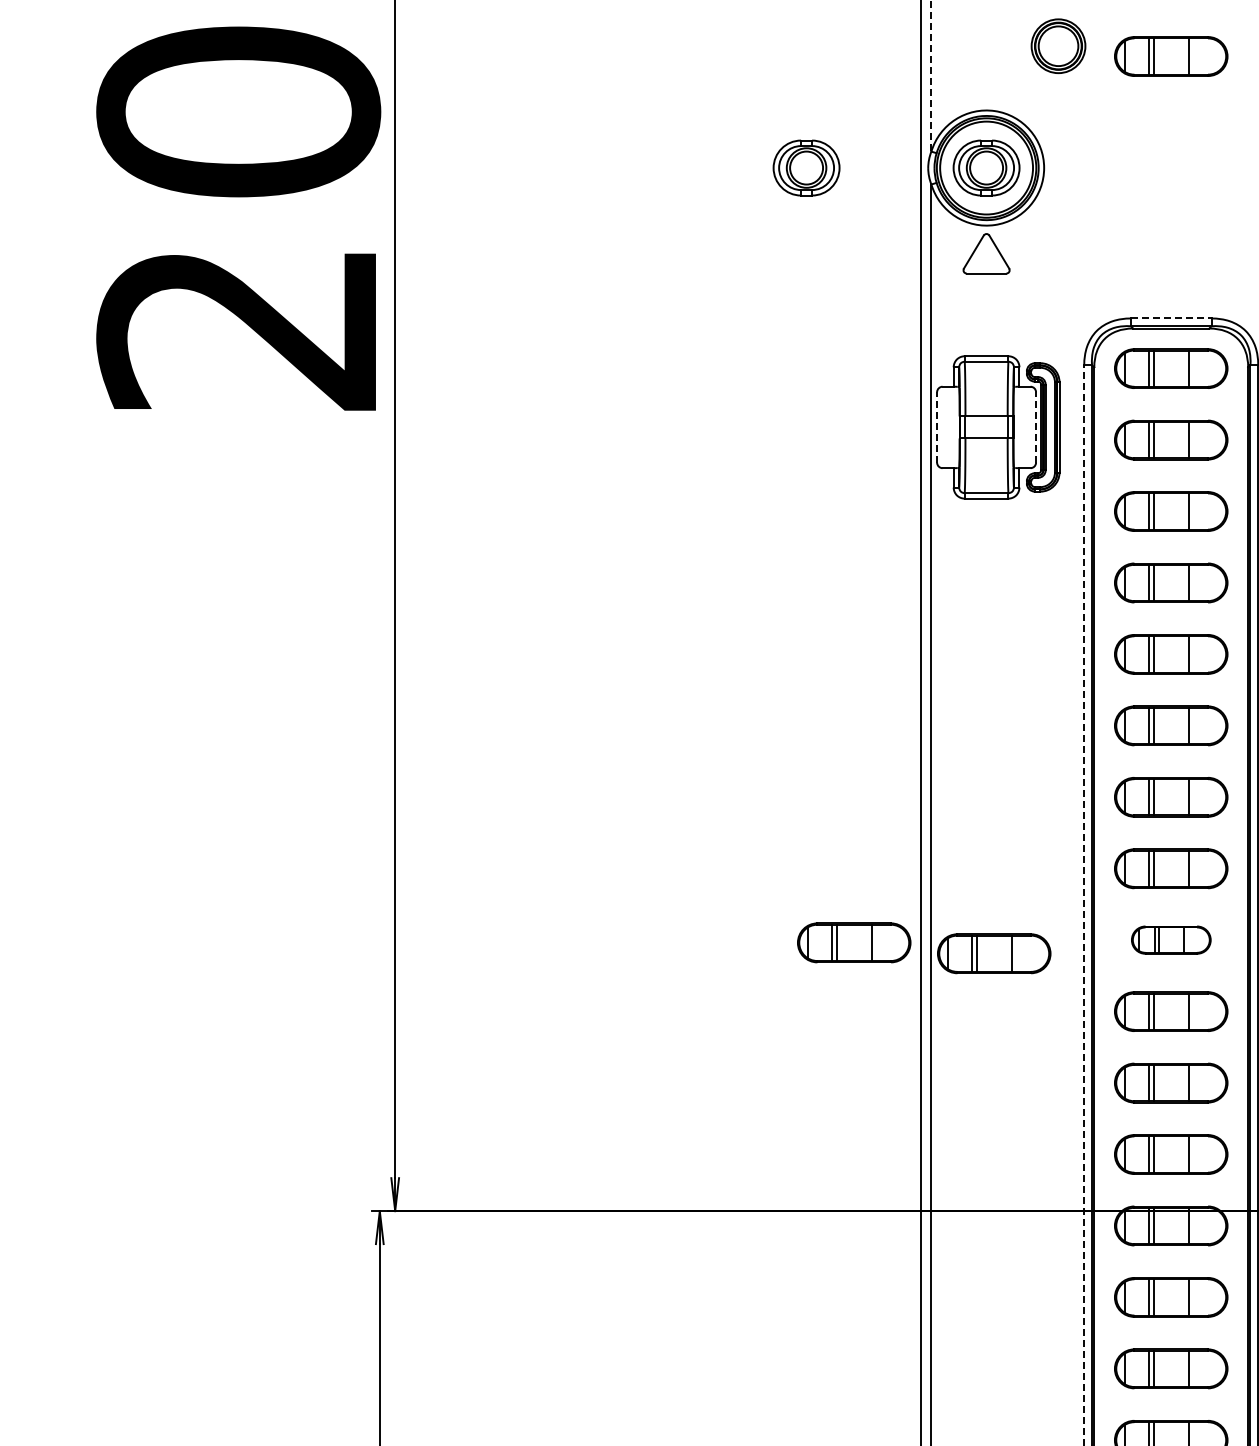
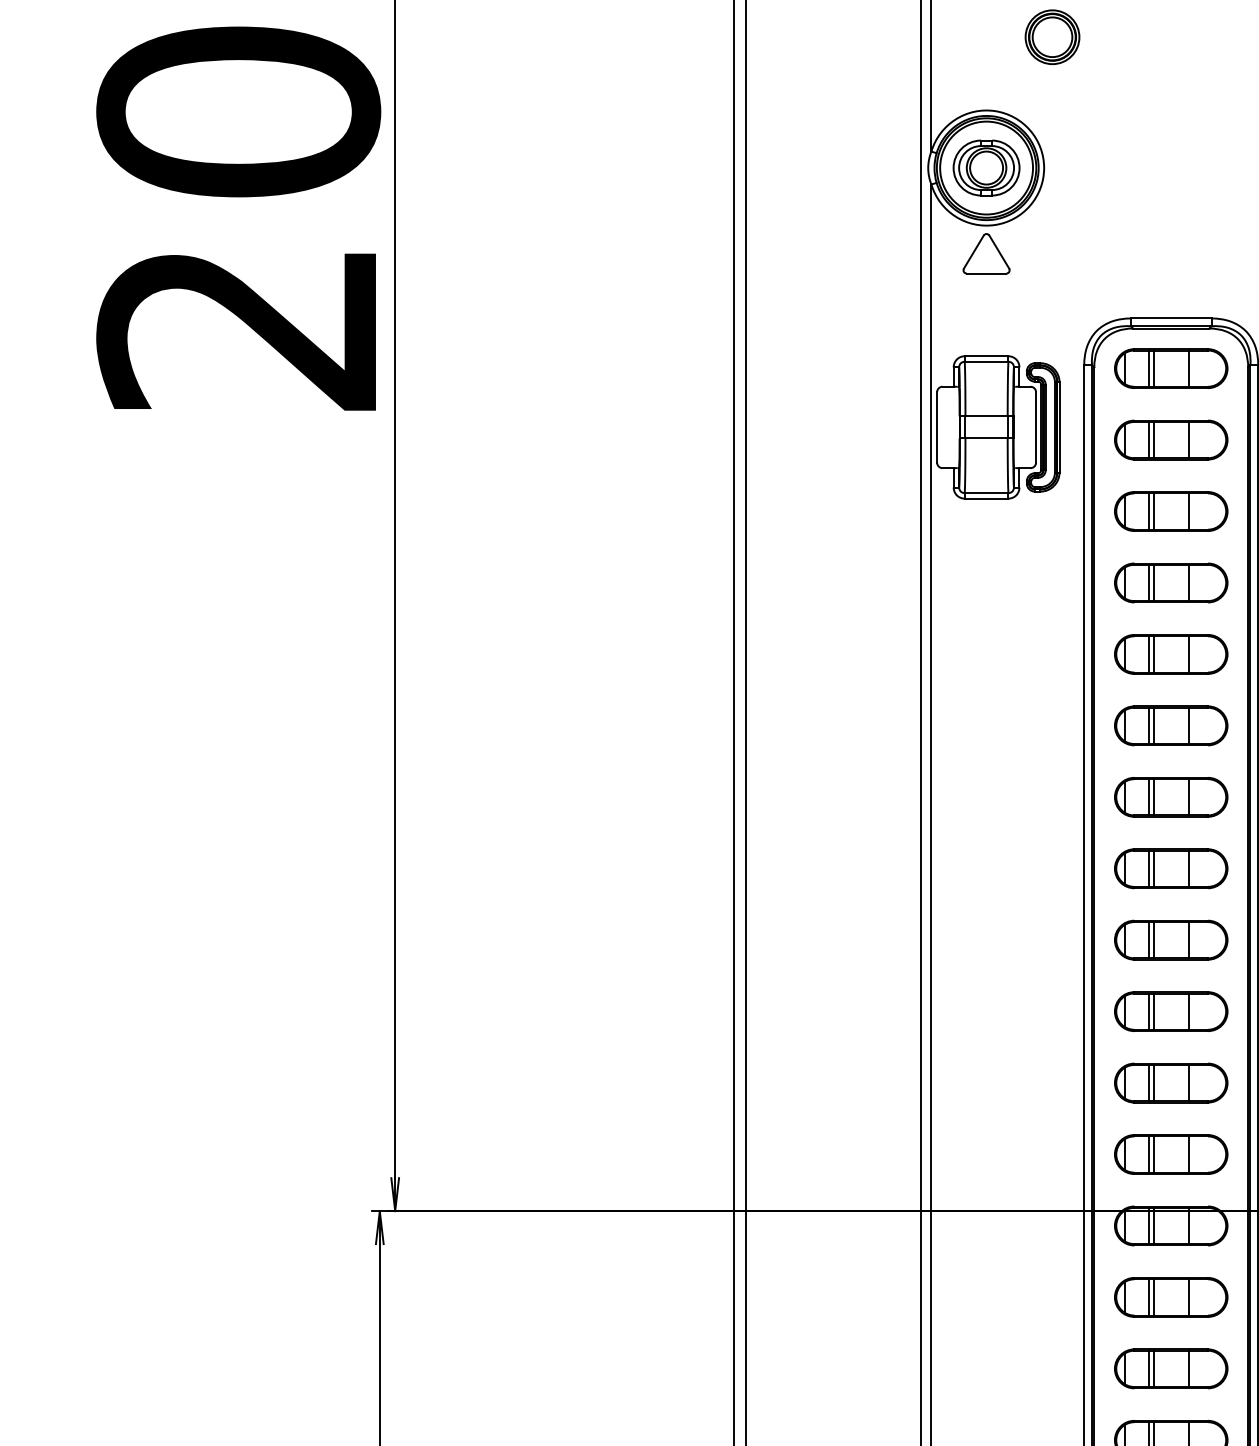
part position: (1058, 45) -> (1052, 36) (1052, 36)
part: present -> none (1171, 56)
line: dashed -> solid (931, 76)
part: present -> none (806, 167)
line: dashed -> solid (1171, 318)
line: dashed -> solid (937, 426)
line: dashed -> solid (1036, 426)
line: none -> present (733, 722)
line: none -> present (745, 722)
line: dashed -> solid (1084, 905)
part size: 81x30 px -> 115x42 px (1171, 939)
part: present -> none (854, 942)
part: present -> none (994, 953)
